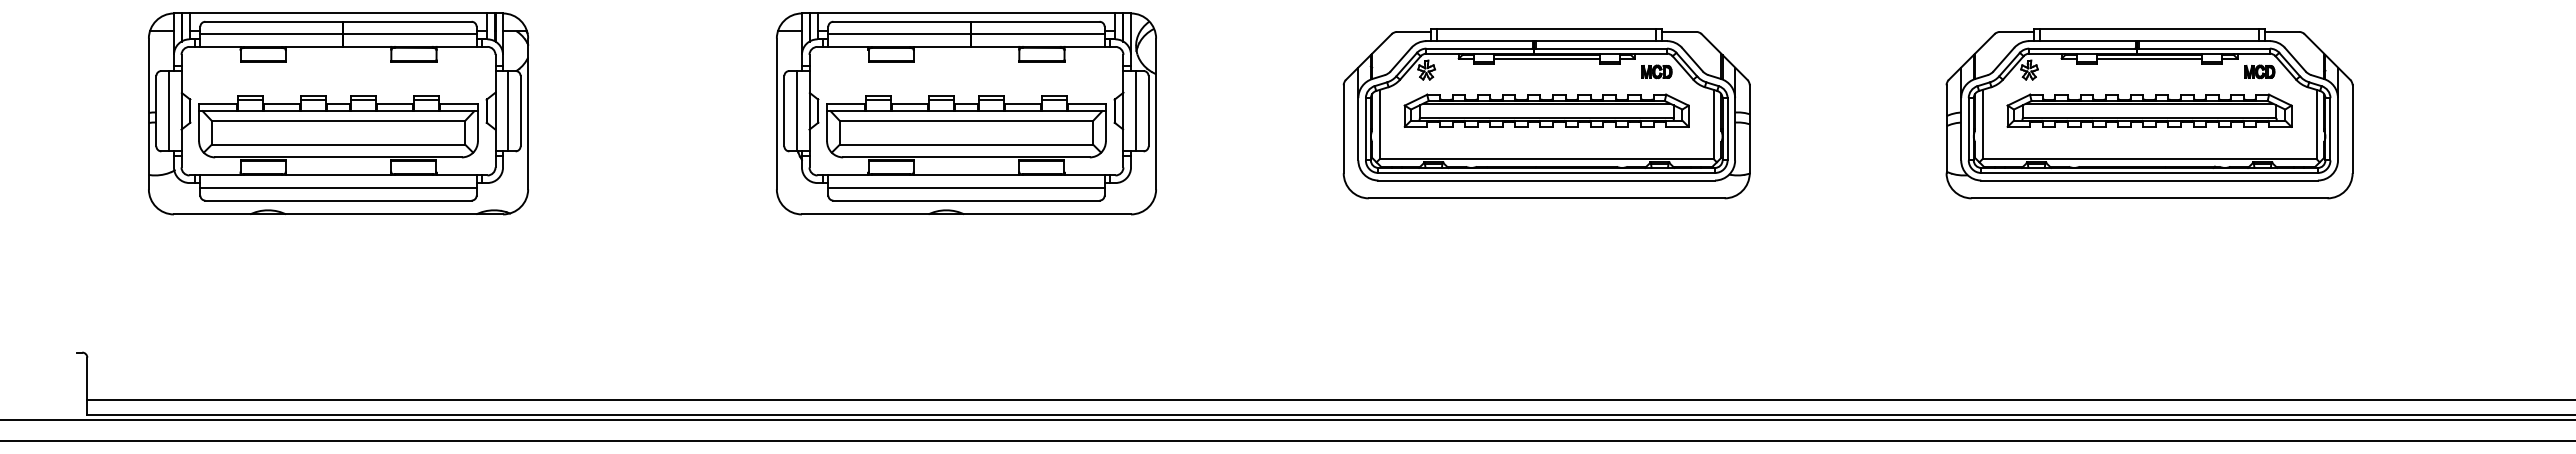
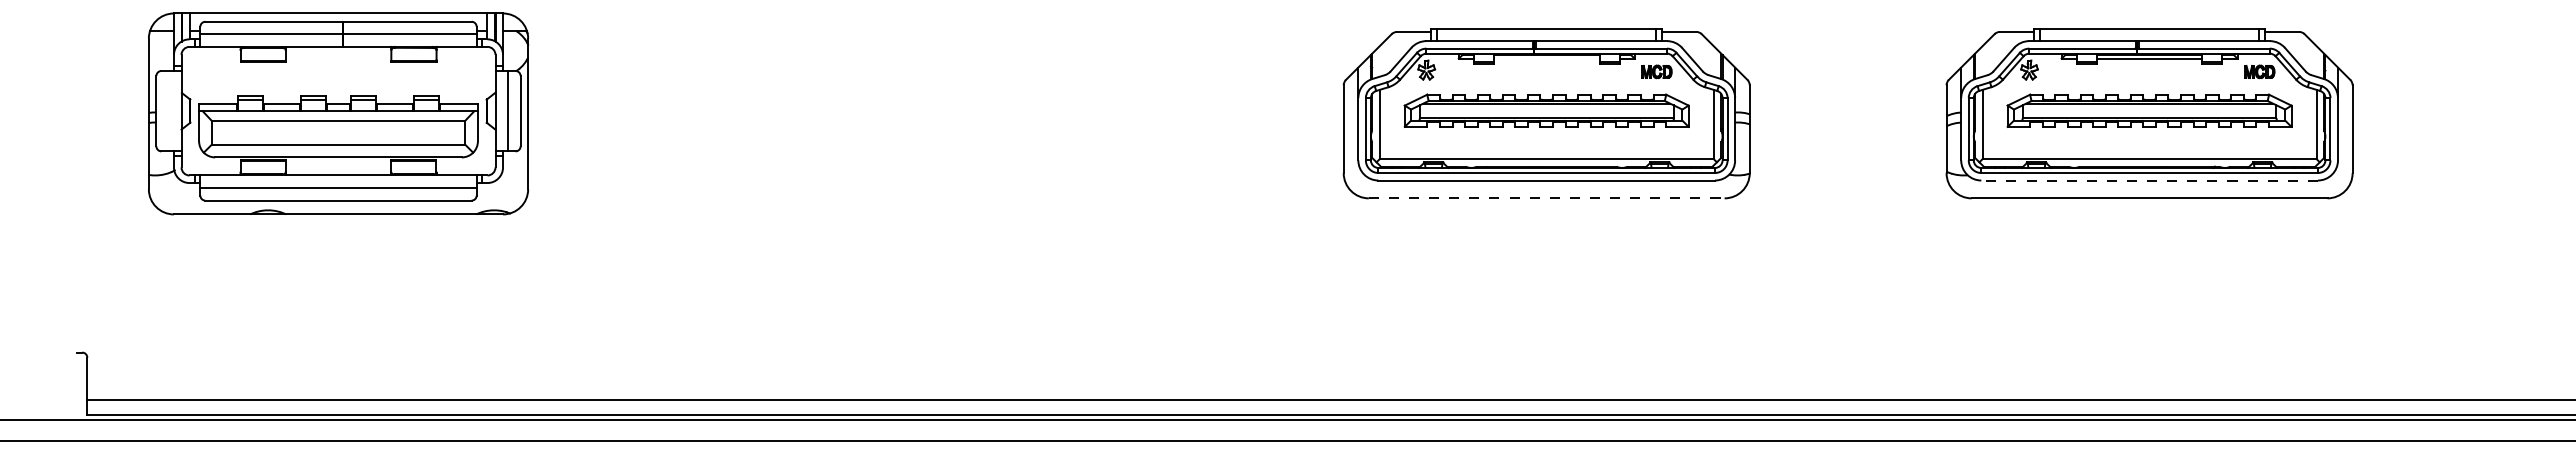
line: present -> none (1546, 58)
line: present -> none (168, 111)
part: present -> none (966, 113)
line: solid -> dashed (2149, 180)
line: solid -> dashed (1546, 198)
